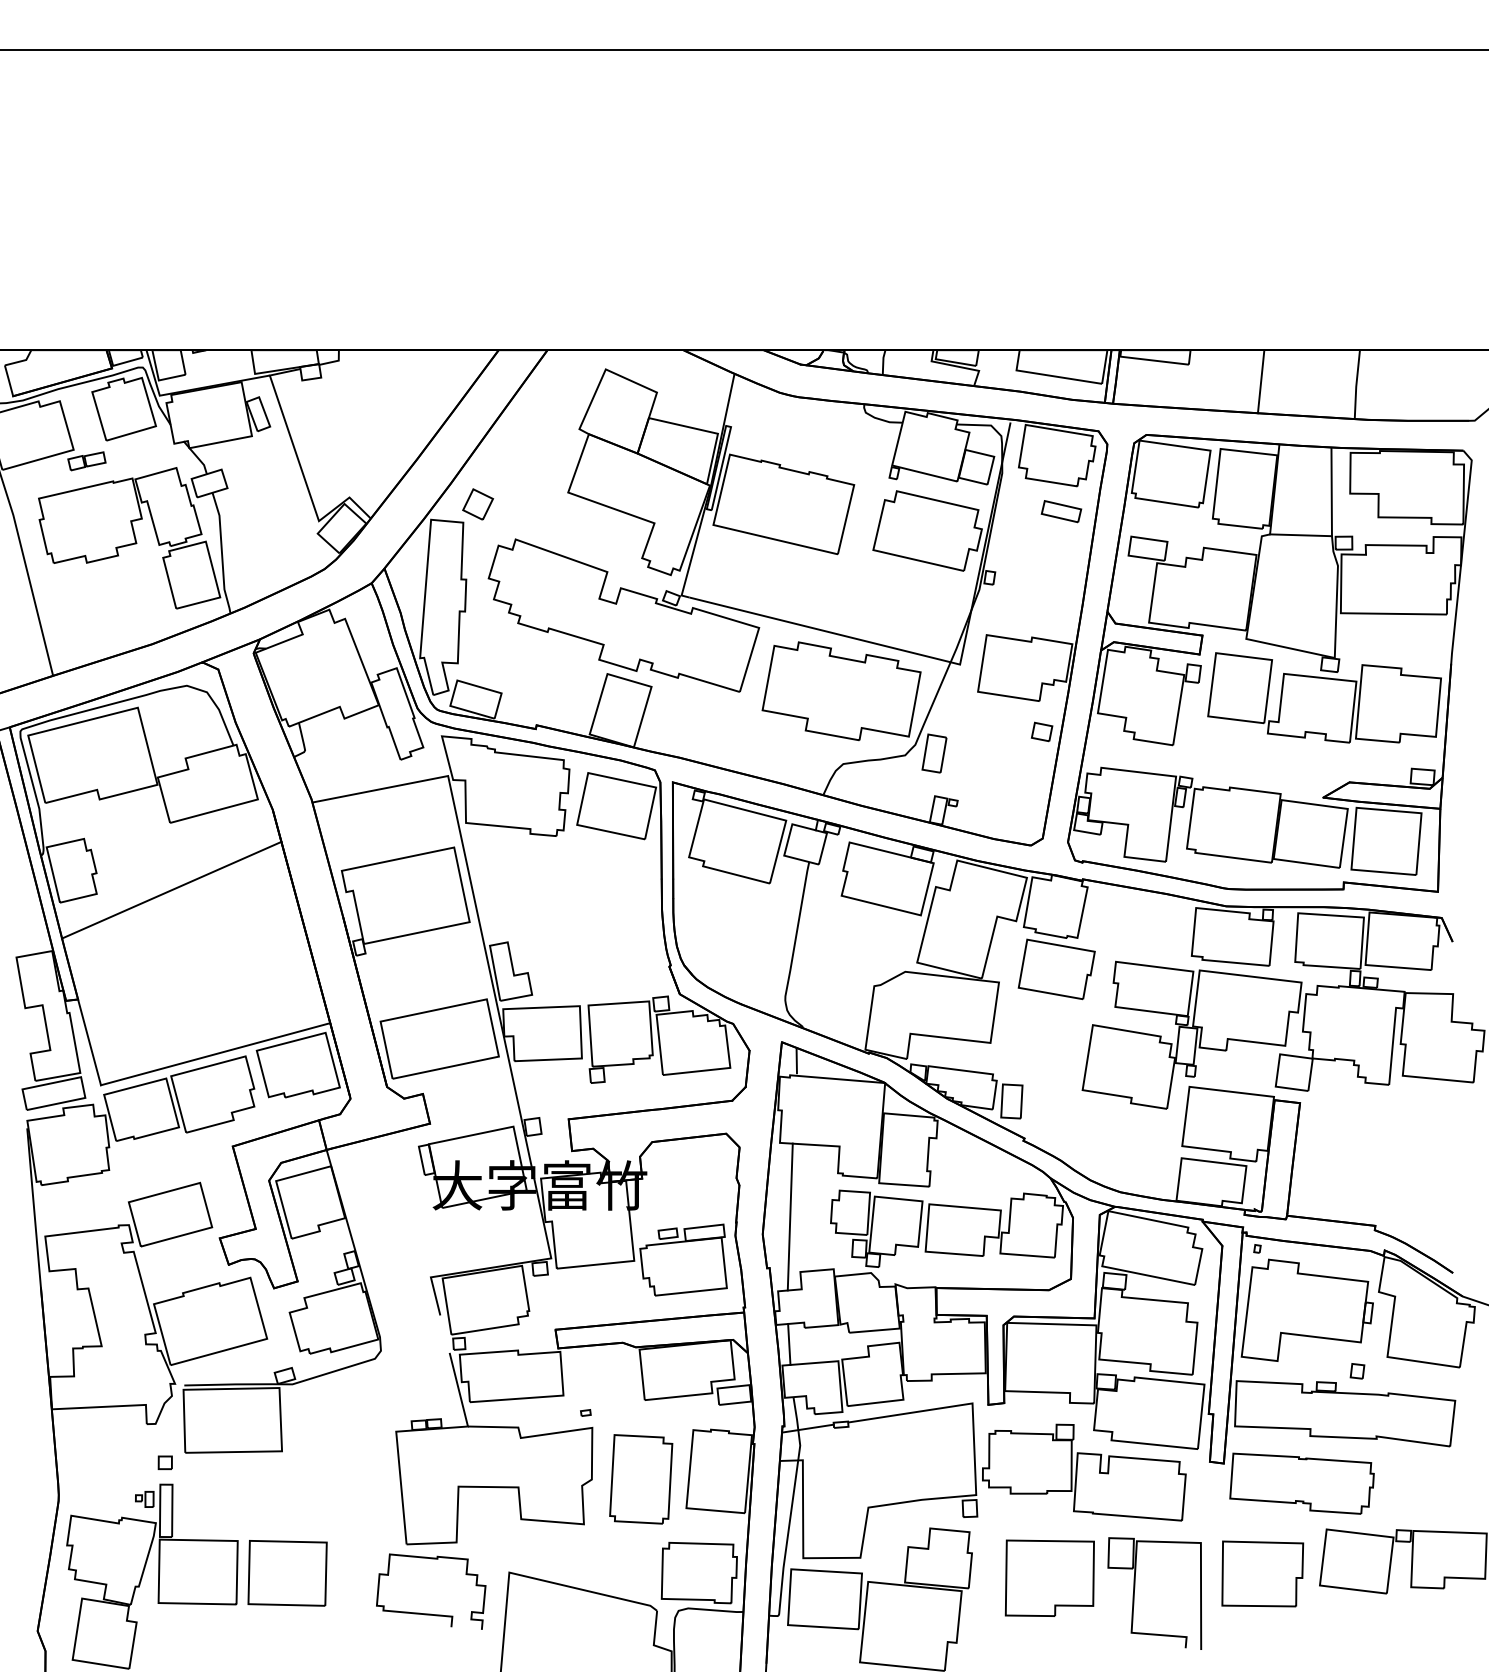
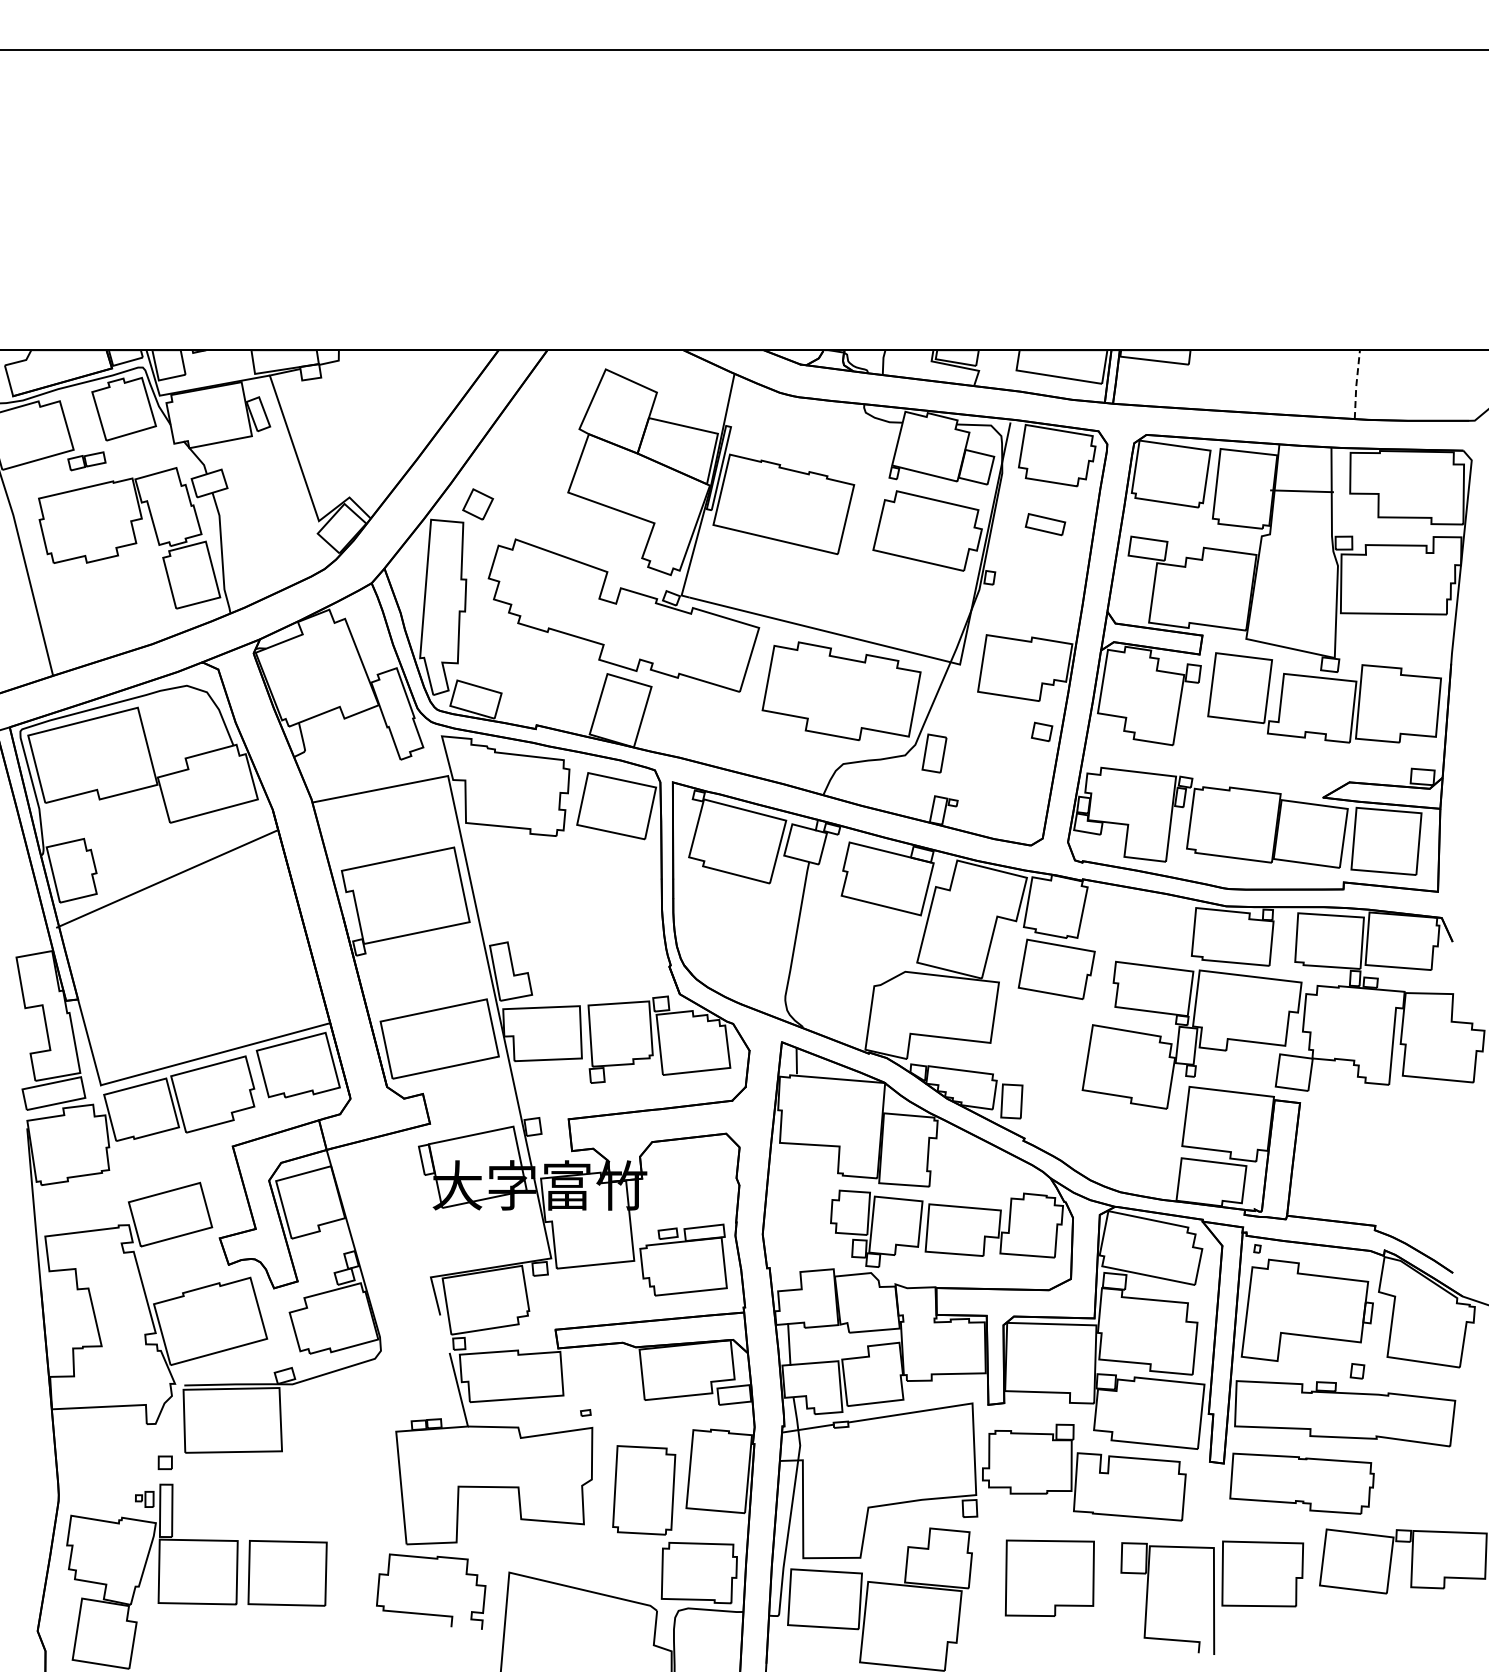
line: present -> none (1260, 381)
line: solid -> dashed (1356, 384)
part position: (1061, 511) -> (1045, 524) (1045, 524)
line position: (1300, 535) -> (1301, 491) (1301, 491)
line position: (171, 889) -> (166, 878) (166, 878)
line: present -> none (789, 1216)
part position: (641, 1479) -> (644, 1490) (644, 1490)
part position: (1135, 1588) -> (1148, 1593) (1148, 1593)
